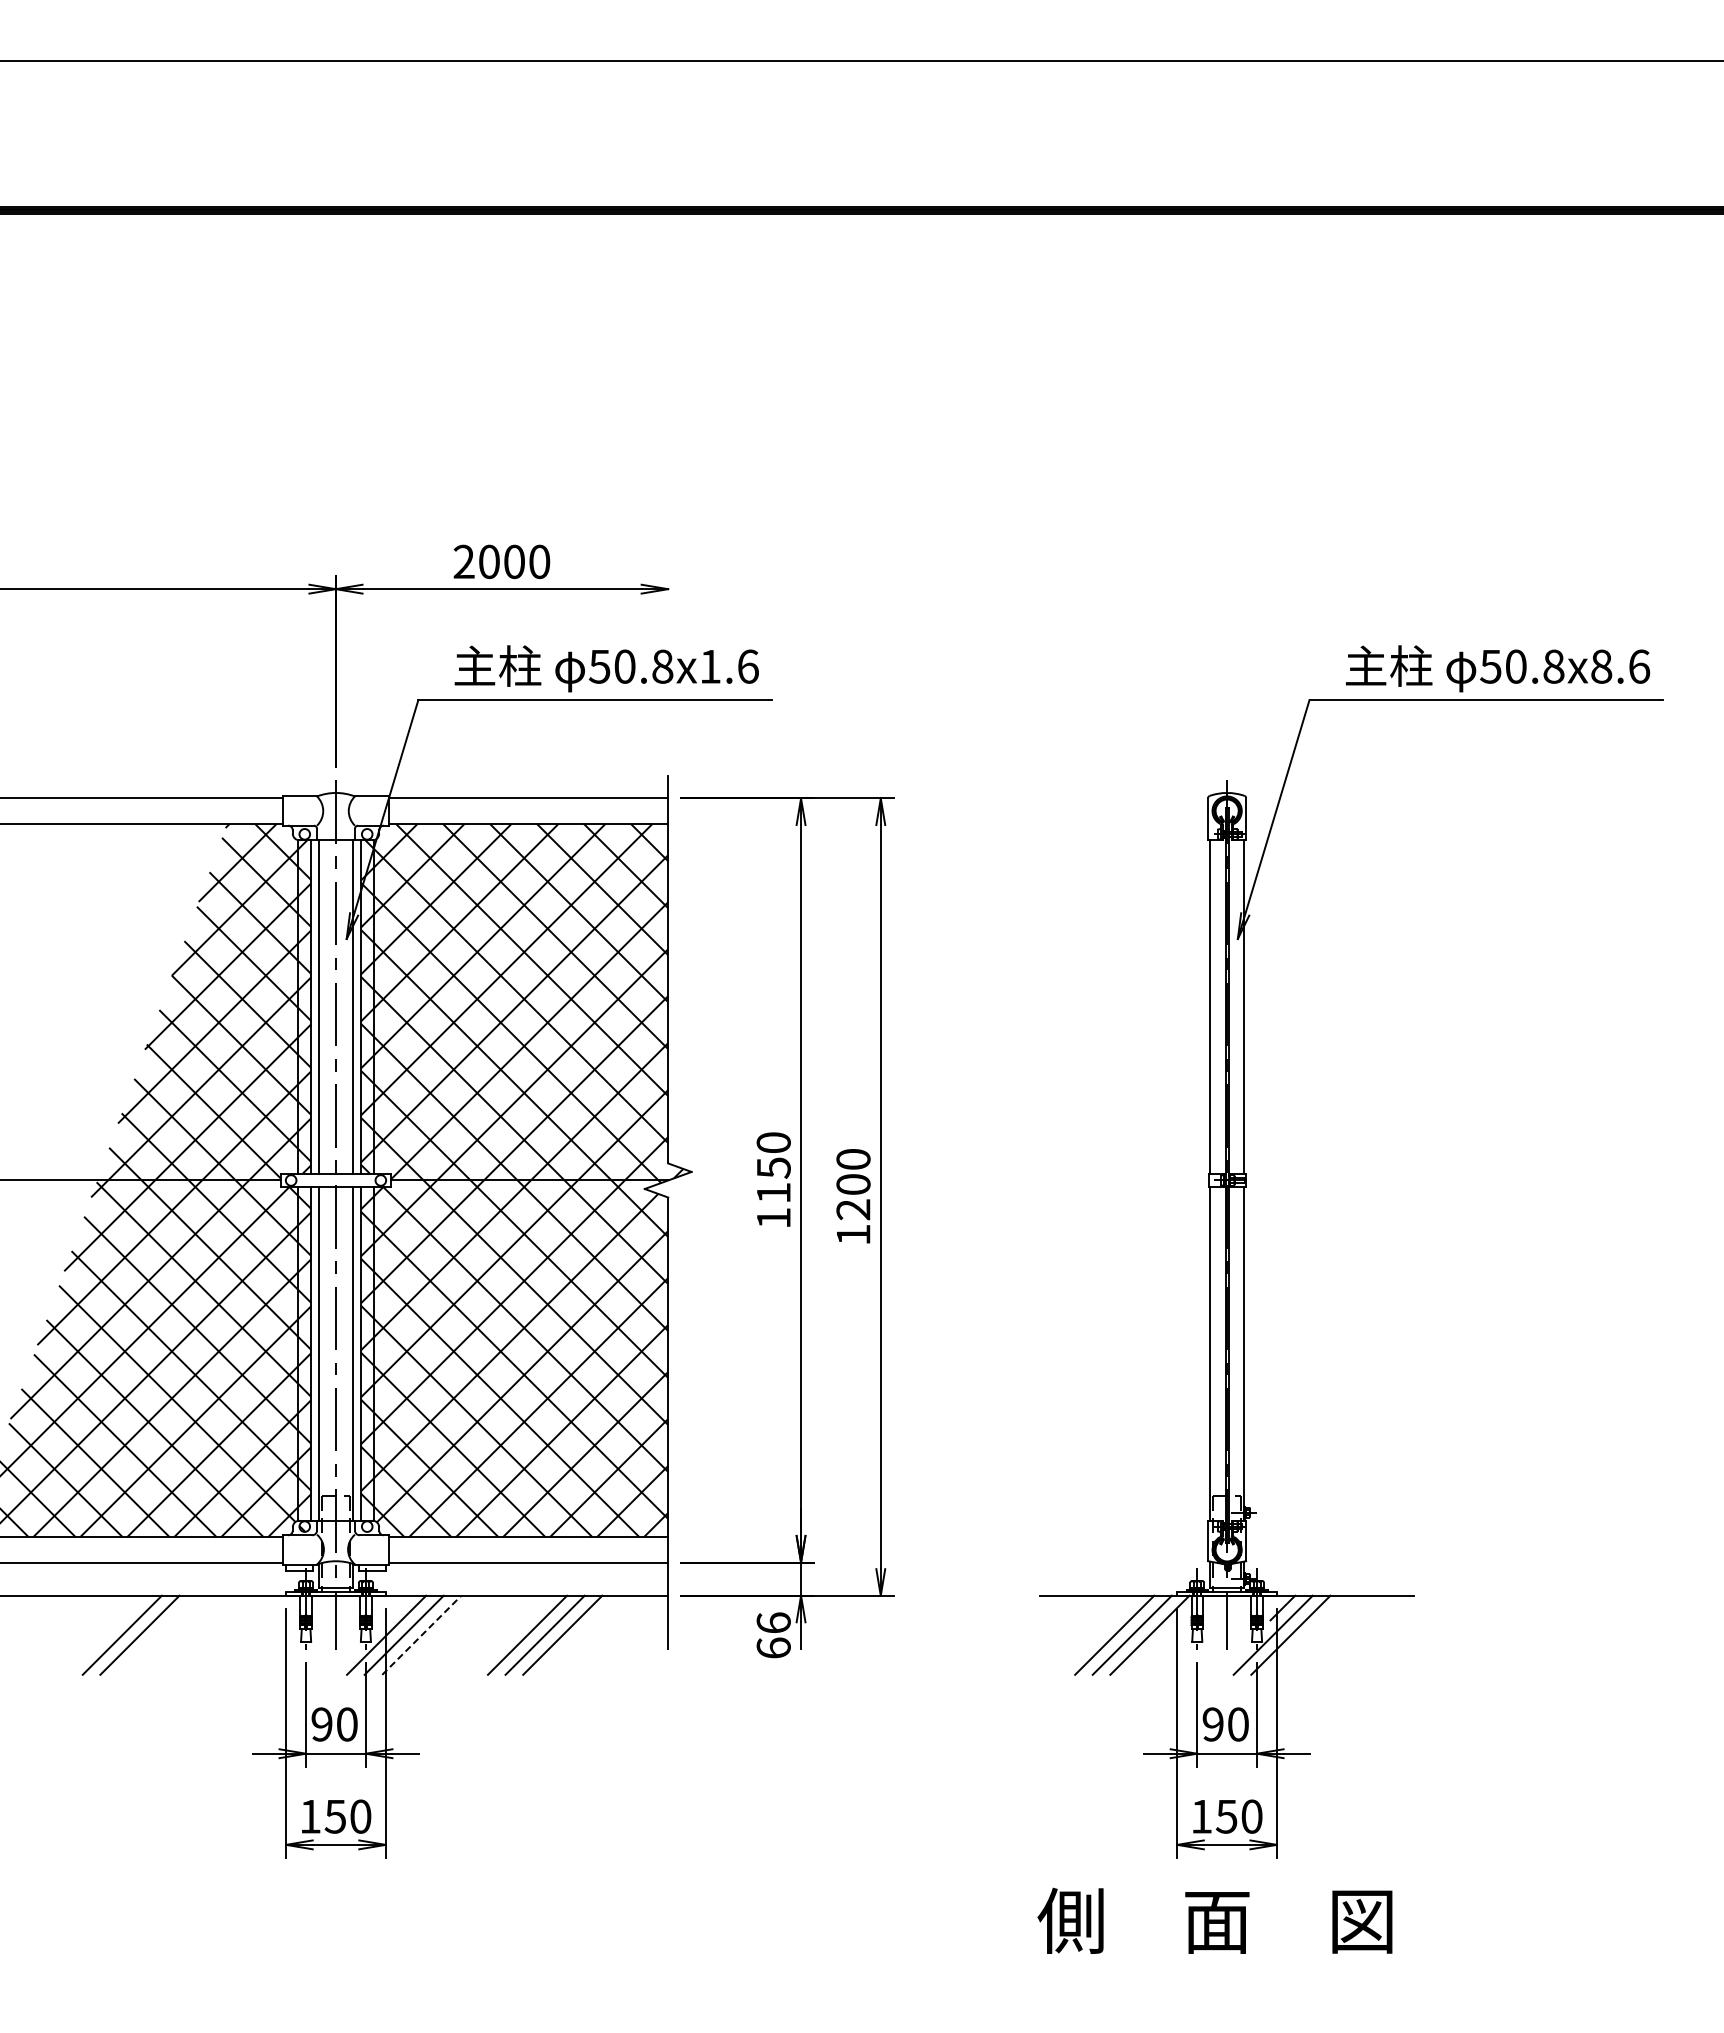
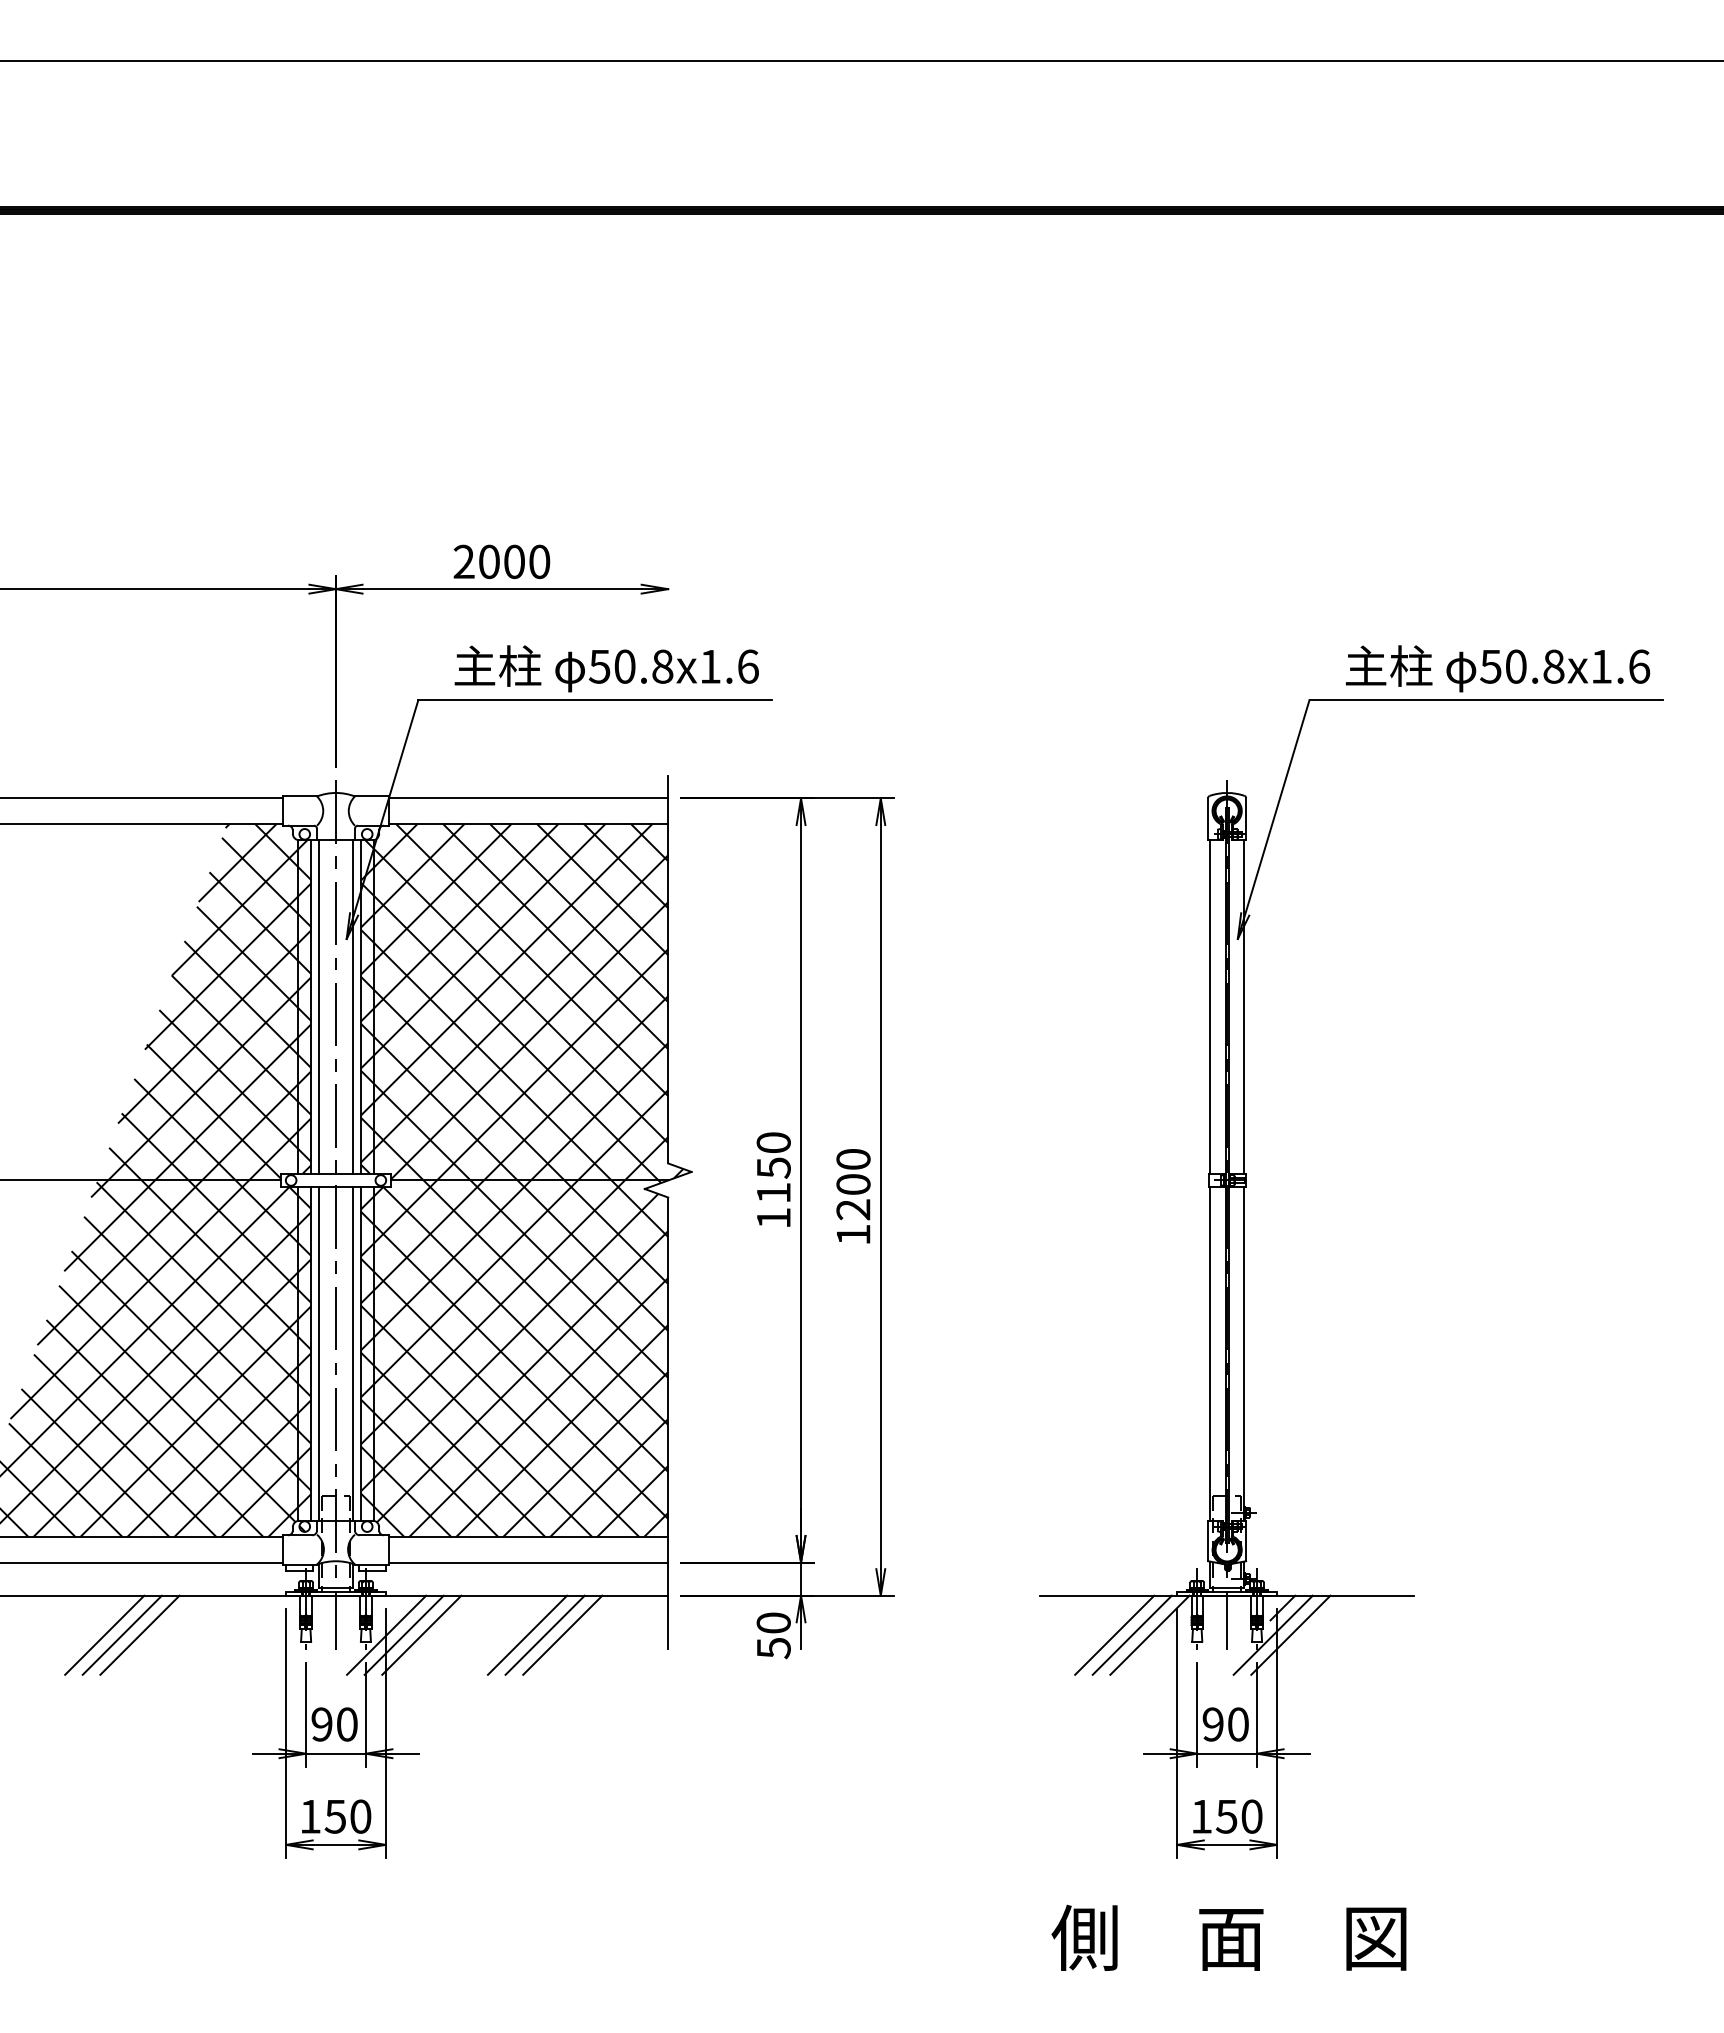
text: 50.8x8.6 -> 50.8x1.6 (1601, 666)
line: none -> present (104, 1634)
line: dashed -> solid (421, 1635)
text: 66 -> 50 (773, 1635)
text position: (1214, 1920) -> (1228, 1937) (1228, 1937)
